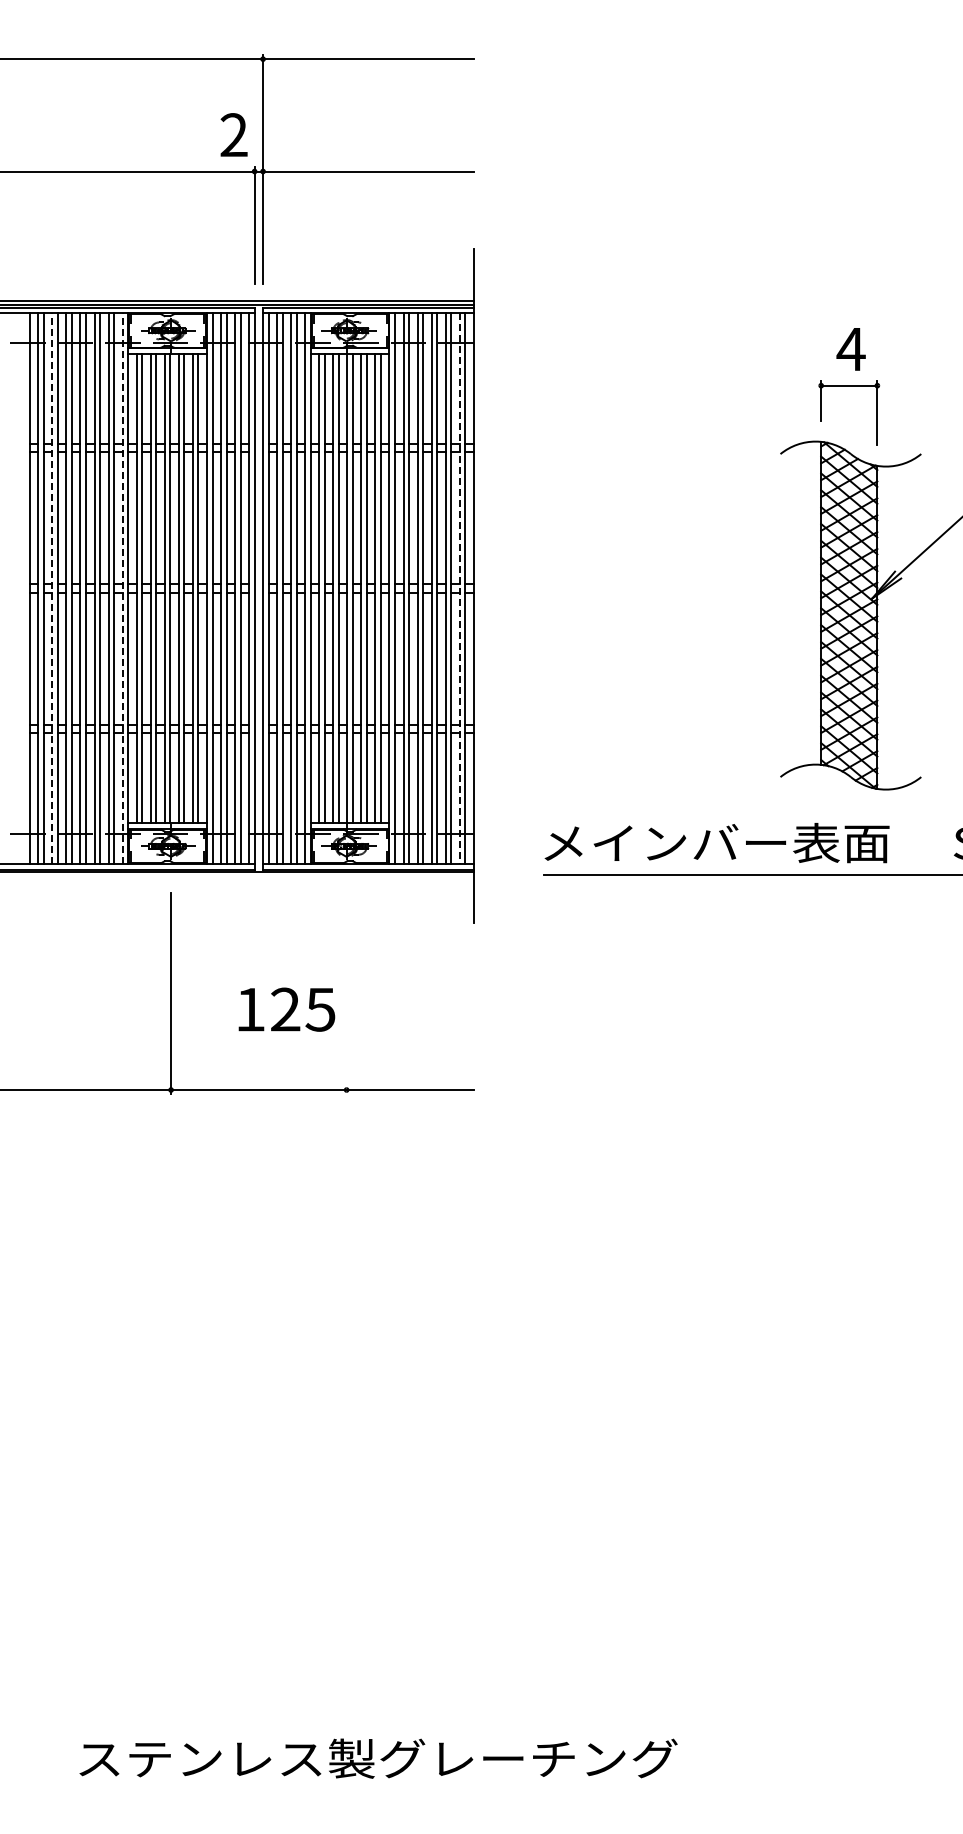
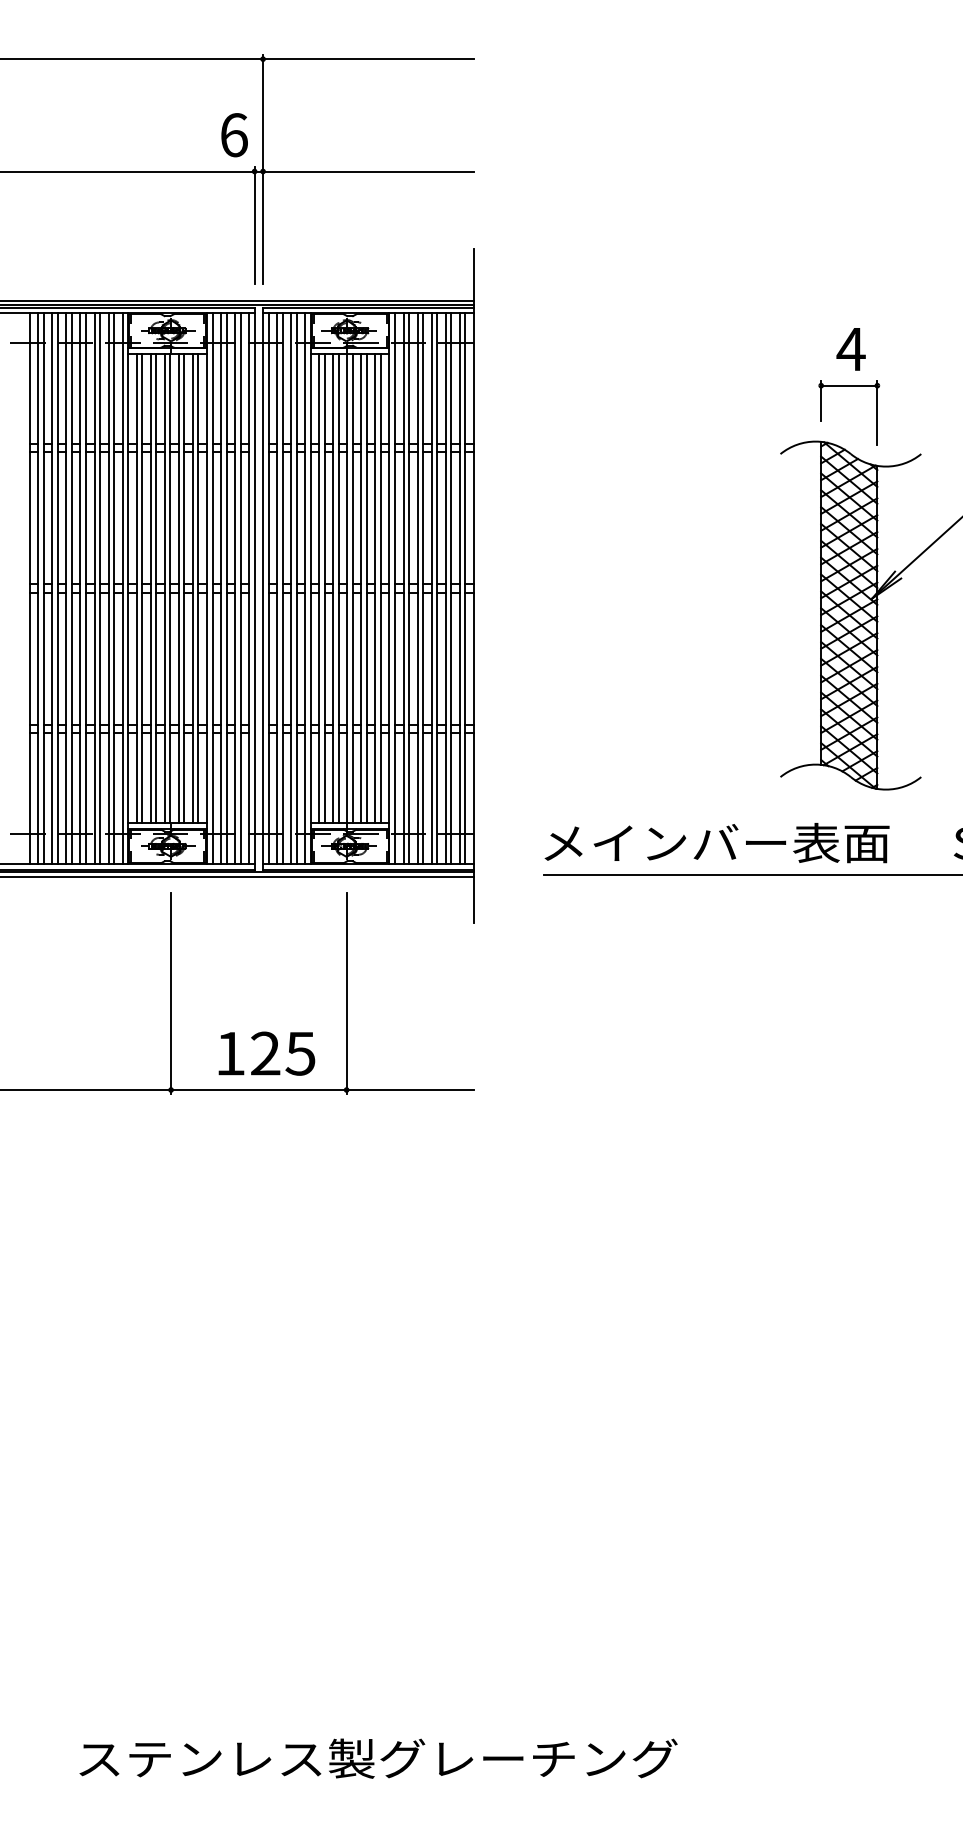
text: 2 -> 6 (233, 135)
line: dashed -> solid (52, 588)
line: dashed -> solid (122, 588)
line: dashed -> solid (459, 589)
line: none -> present (237, 876)
line: none -> present (346, 993)
text position: (286, 1009) -> (266, 1053) (266, 1053)
